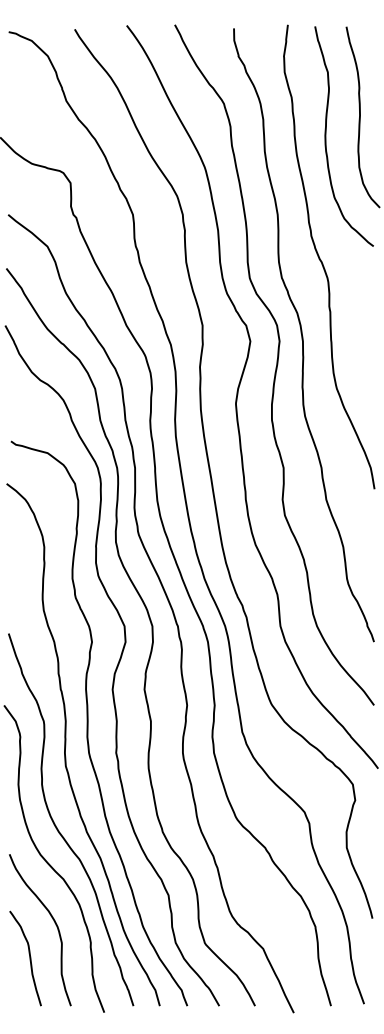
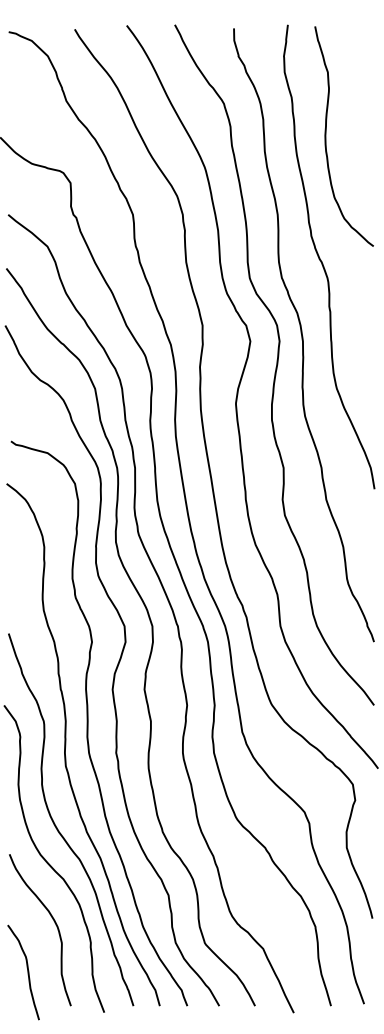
curve: present -> none (360, 117)
curve position: (29, 958) -> (27, 972) (27, 972)
